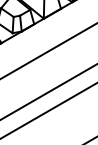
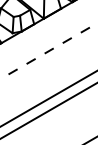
line: solid -> dashed (49, 51)
line position: (48, 91) -> (48, 98) (48, 98)
